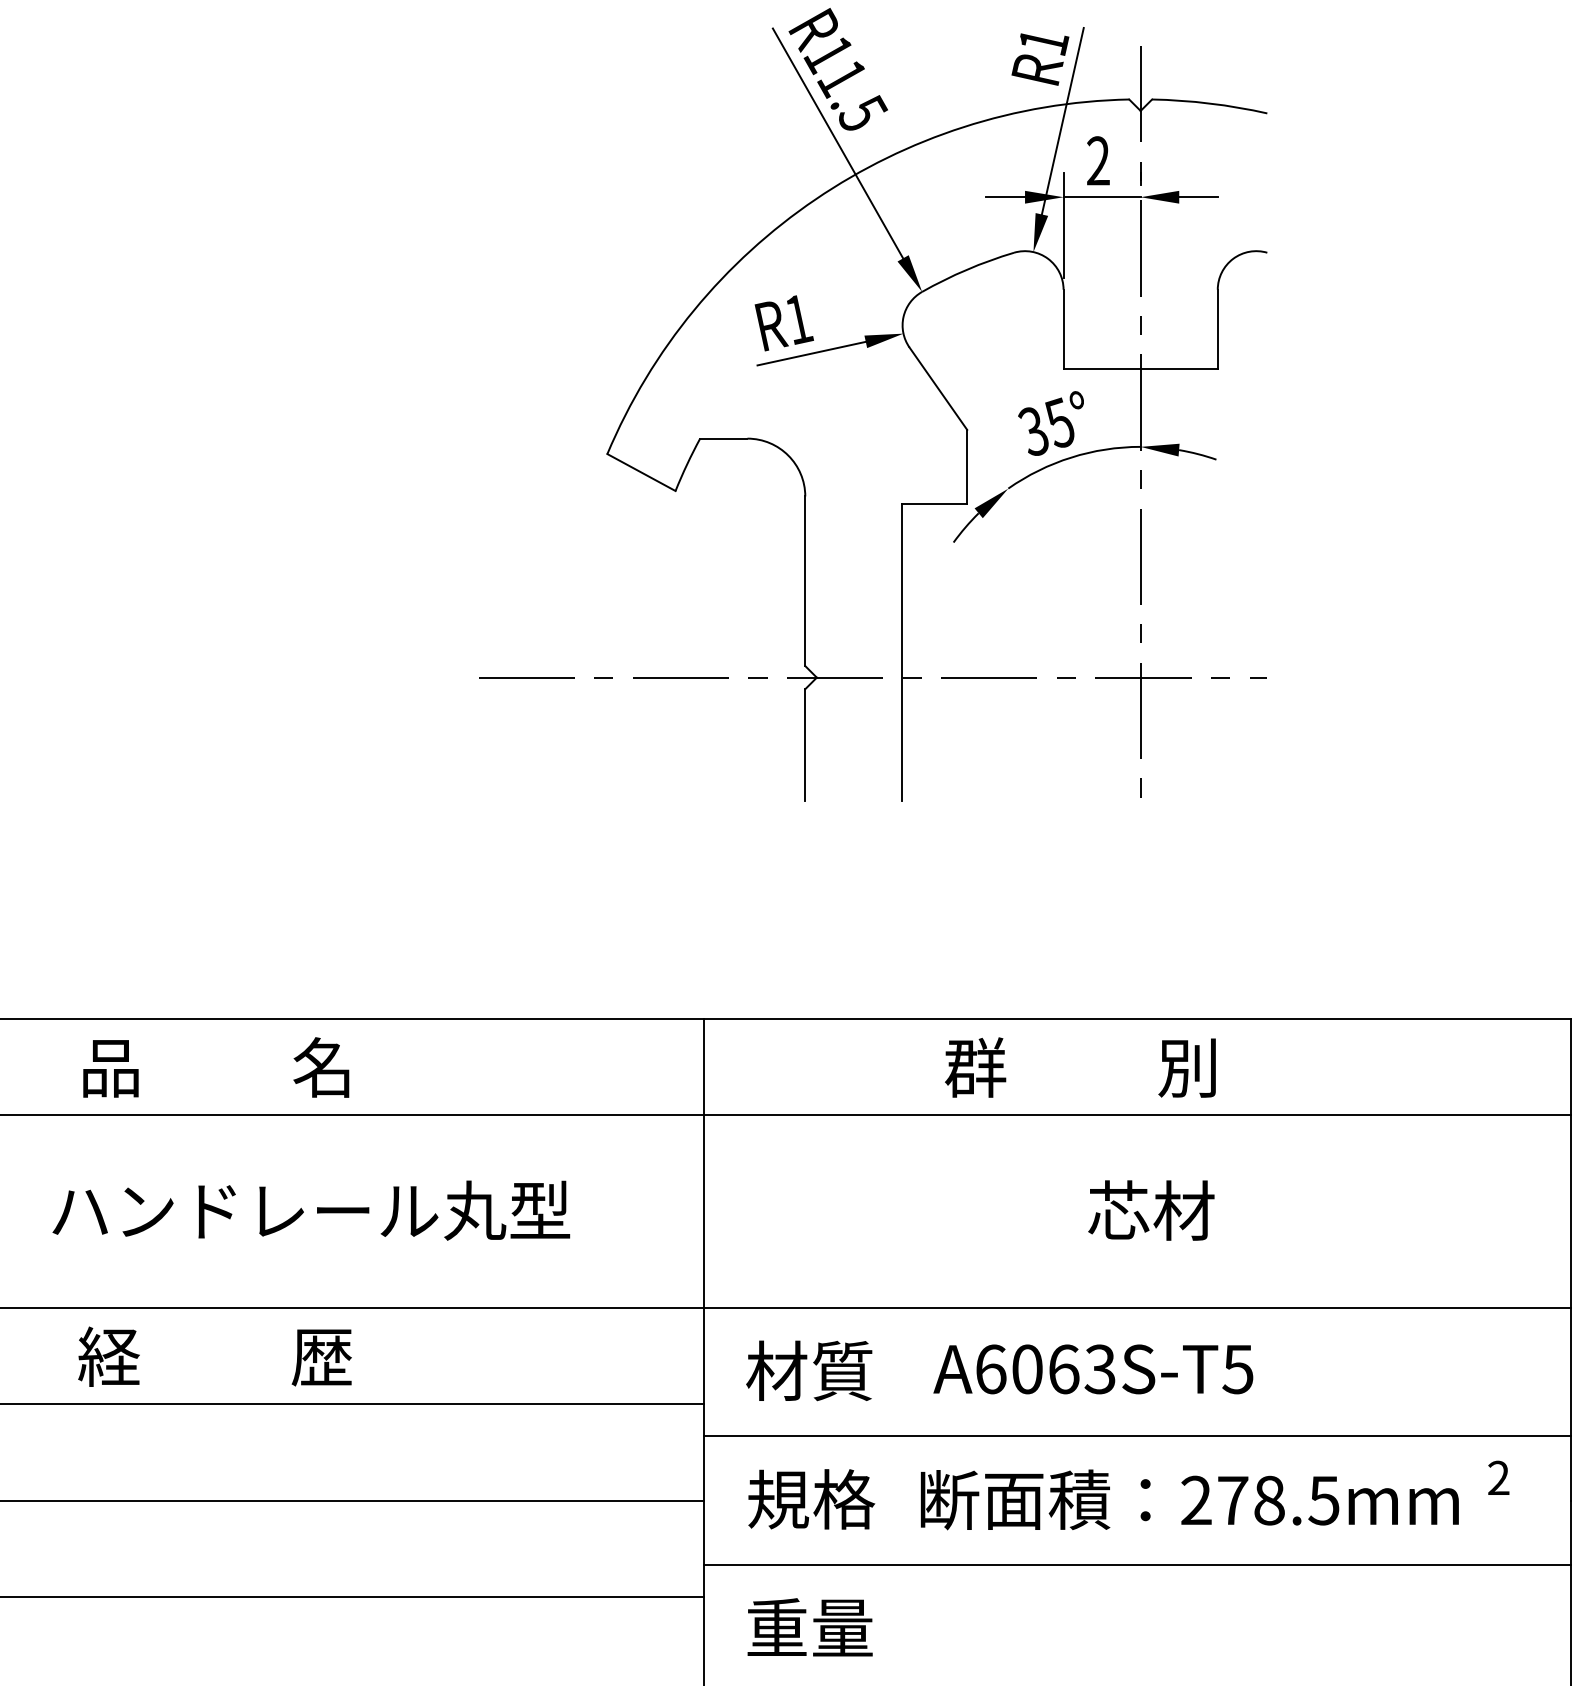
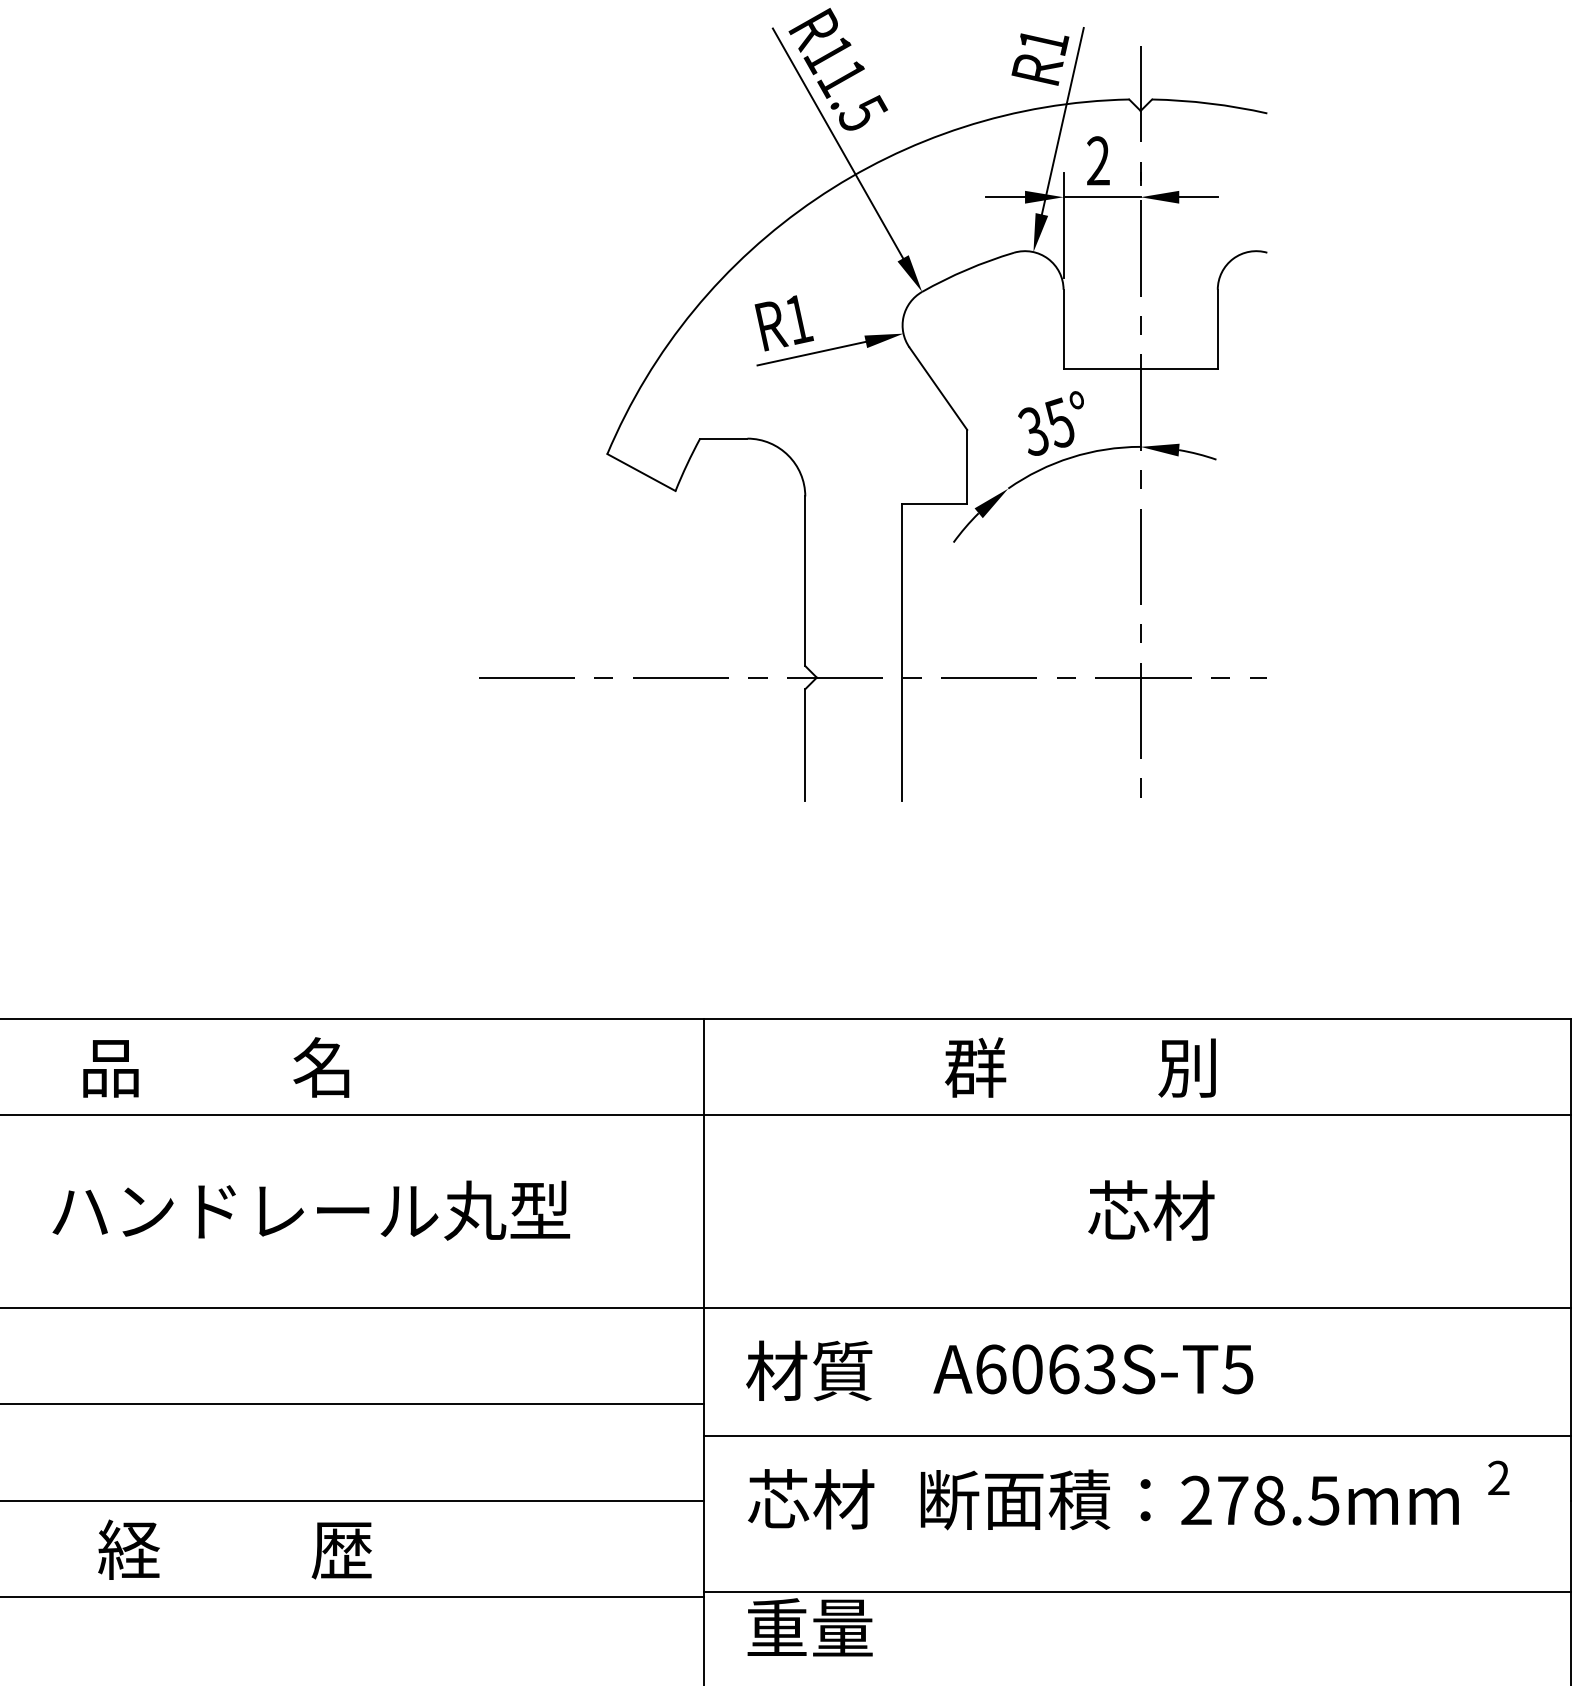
text position: (214, 1356) -> (234, 1549) (234, 1549)
text: 規格 -> 芯材 (811, 1499)
line position: (1135, 1564) -> (1135, 1591) (1135, 1591)
